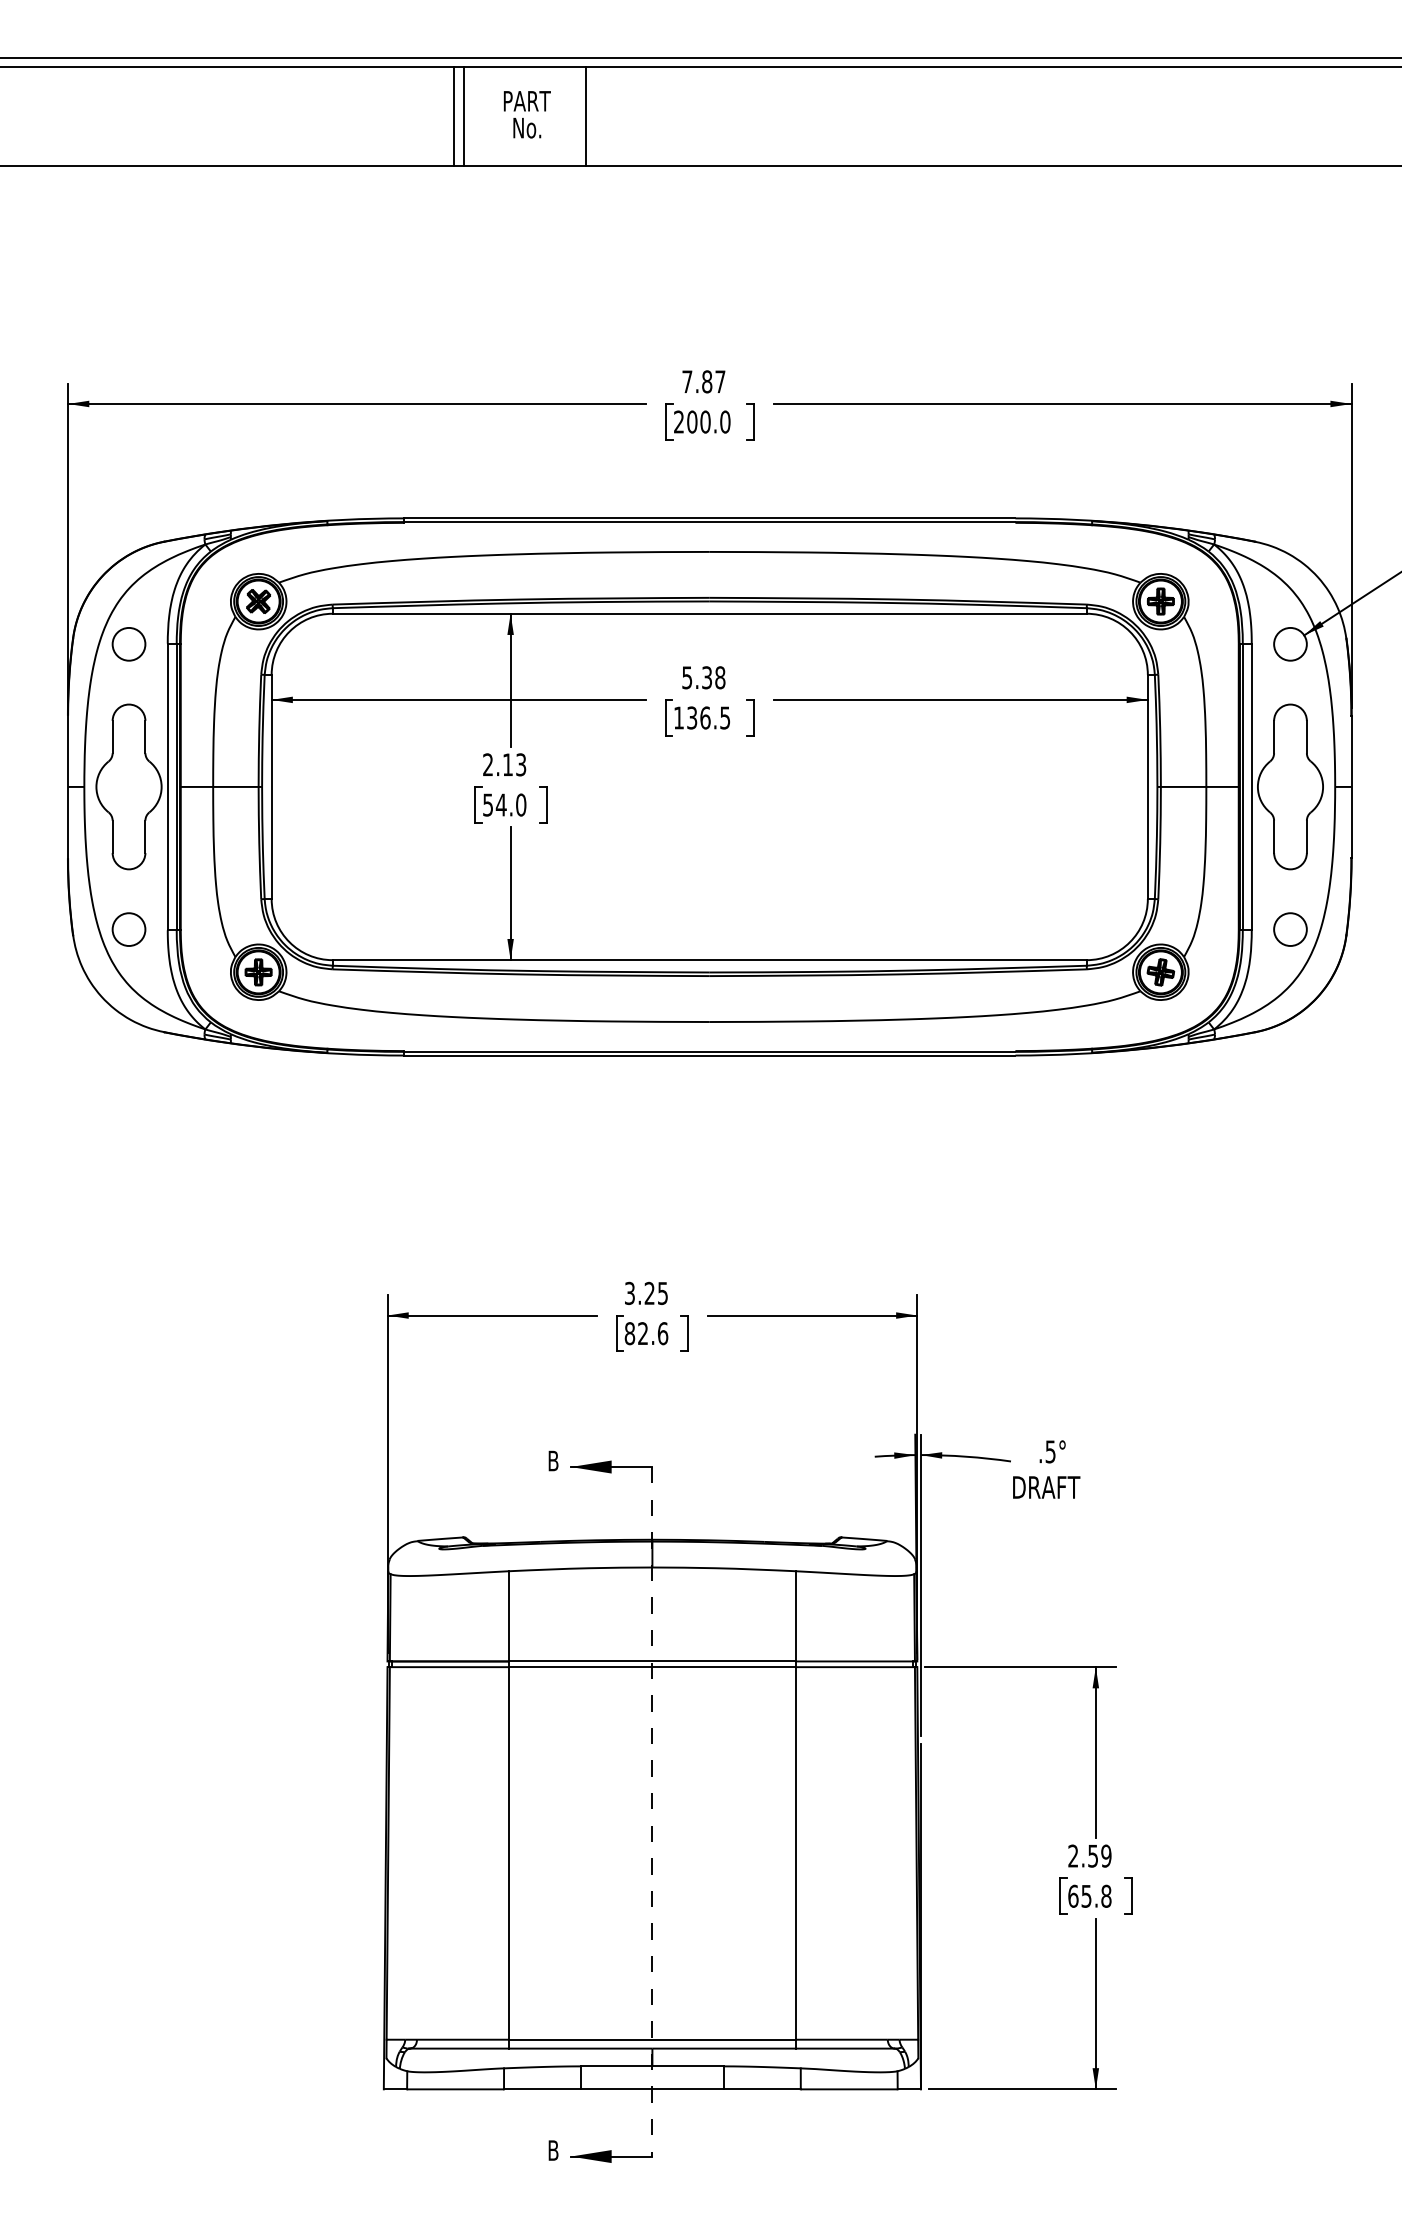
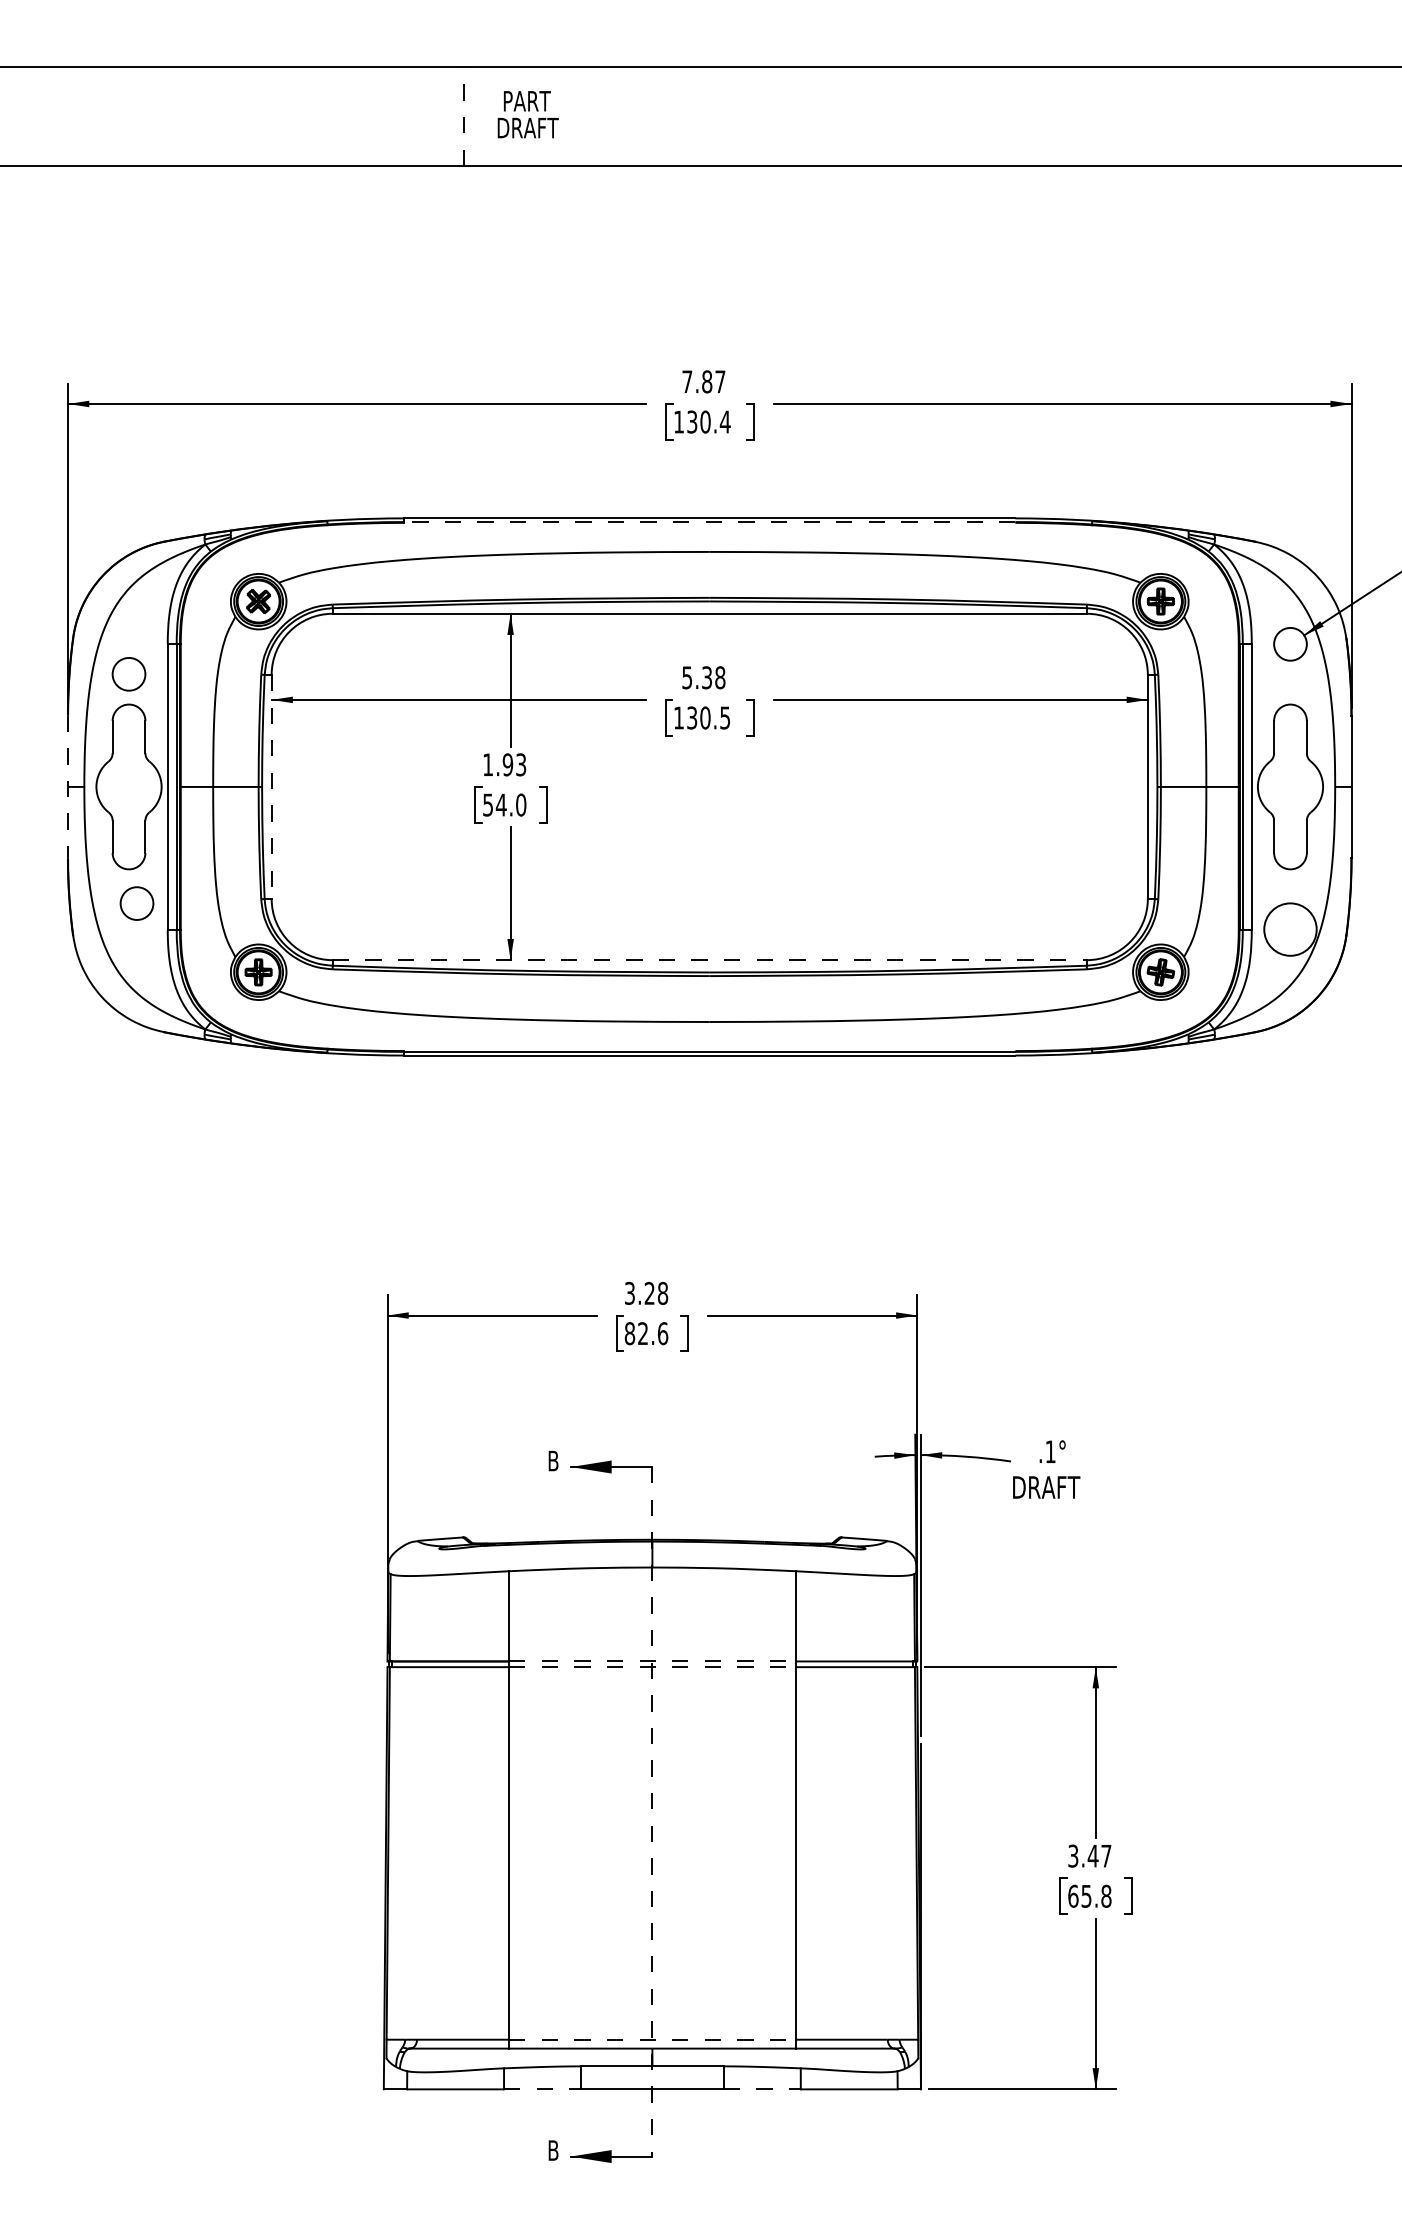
line: present -> none (700, 57)
line: present -> none (453, 115)
line: solid -> dashed (463, 115)
line: present -> none (586, 115)
text: No. -> DRAFT (527, 127)
text: 200.0 -> 130.4 (702, 421)
line: solid -> dashed (709, 522)
circle position: (128, 644) -> (128, 674) (128, 674)
text: 136.5 -> 130.5 (705, 717)
text: 2.13 -> 1.93 (498, 764)
line: solid -> dashed (67, 787)
line: solid -> dashed (271, 787)
circle position: (128, 929) -> (136, 903) (136, 903)
circle diameter: 33 px -> 52 px (1290, 929)
line: solid -> dashed (709, 960)
text: 3.25 -> 3.28 (662, 1292)
text: .5° -> .1° (1050, 1451)
line: solid -> dashed (652, 1661)
line: solid -> dashed (652, 1667)
text: 2.59 -> 3.47 (1089, 1855)
line: solid -> dashed (652, 2039)
line: solid -> dashed (542, 2089)
line: solid -> dashed (762, 2089)
